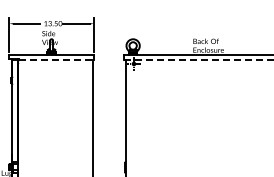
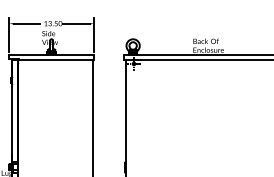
line: dashed -> solid (57, 60)
line: dashed -> solid (199, 60)
